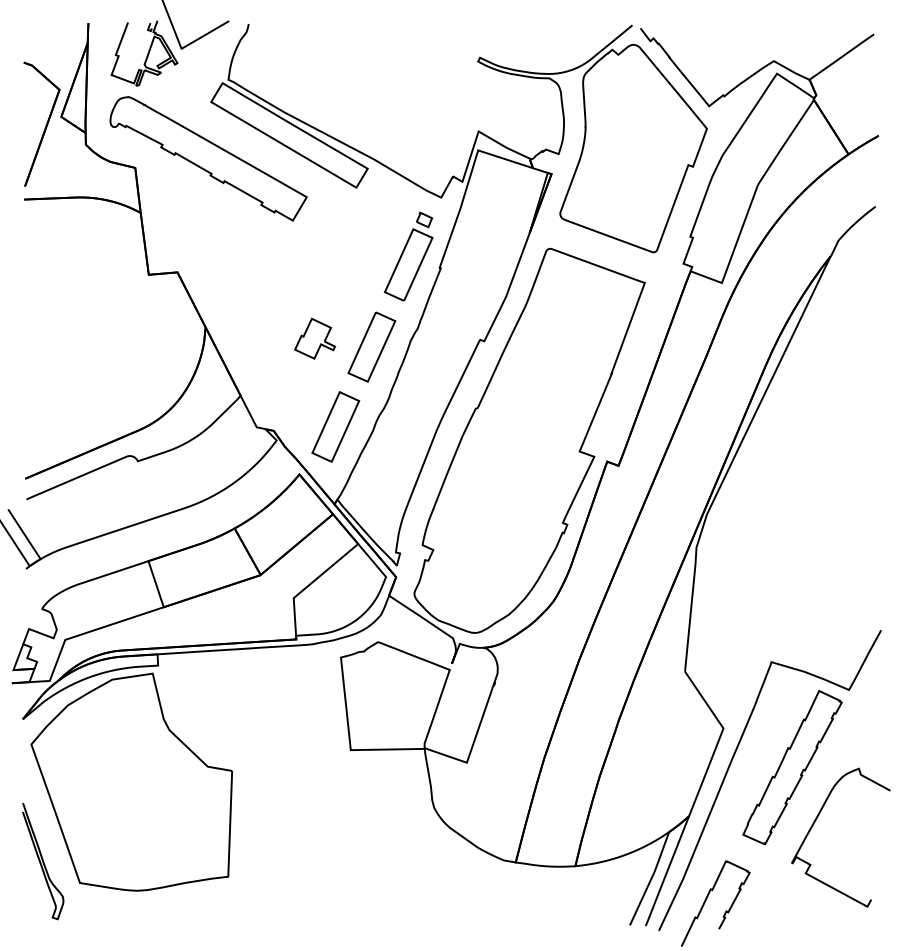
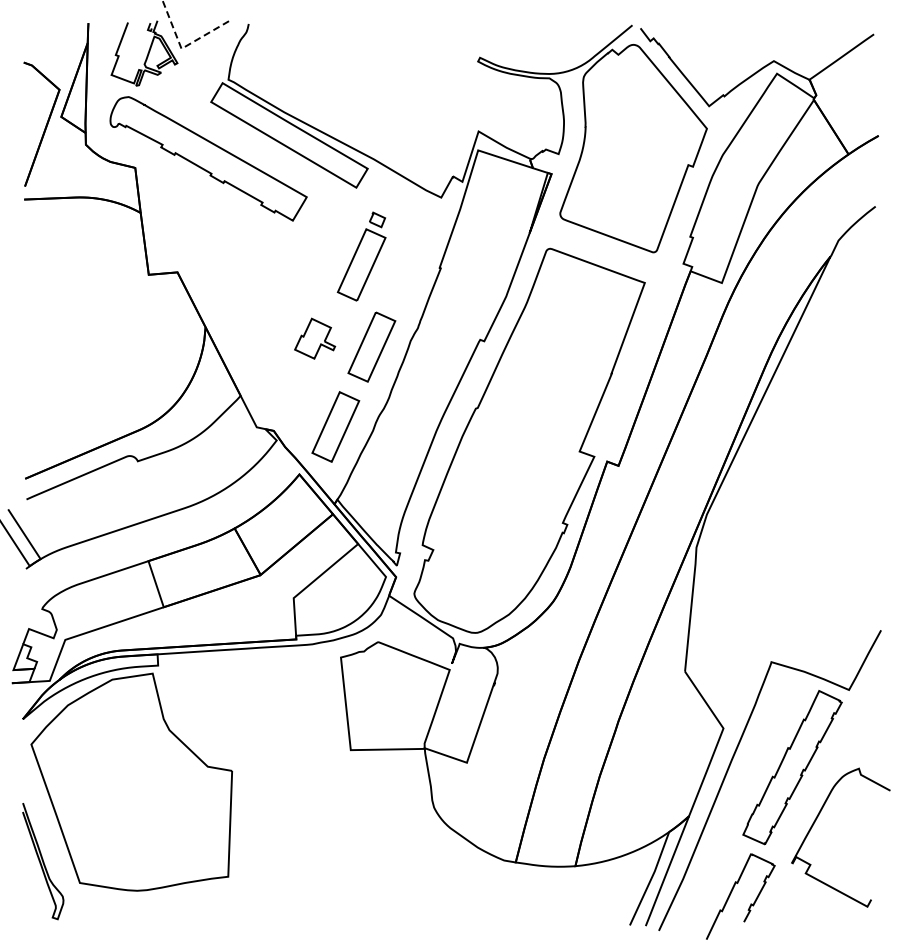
line: solid -> dashed (182, 48)
part position: (408, 256) -> (361, 256) (361, 256)
curve position: (707, 898) -> (732, 891) (732, 891)
